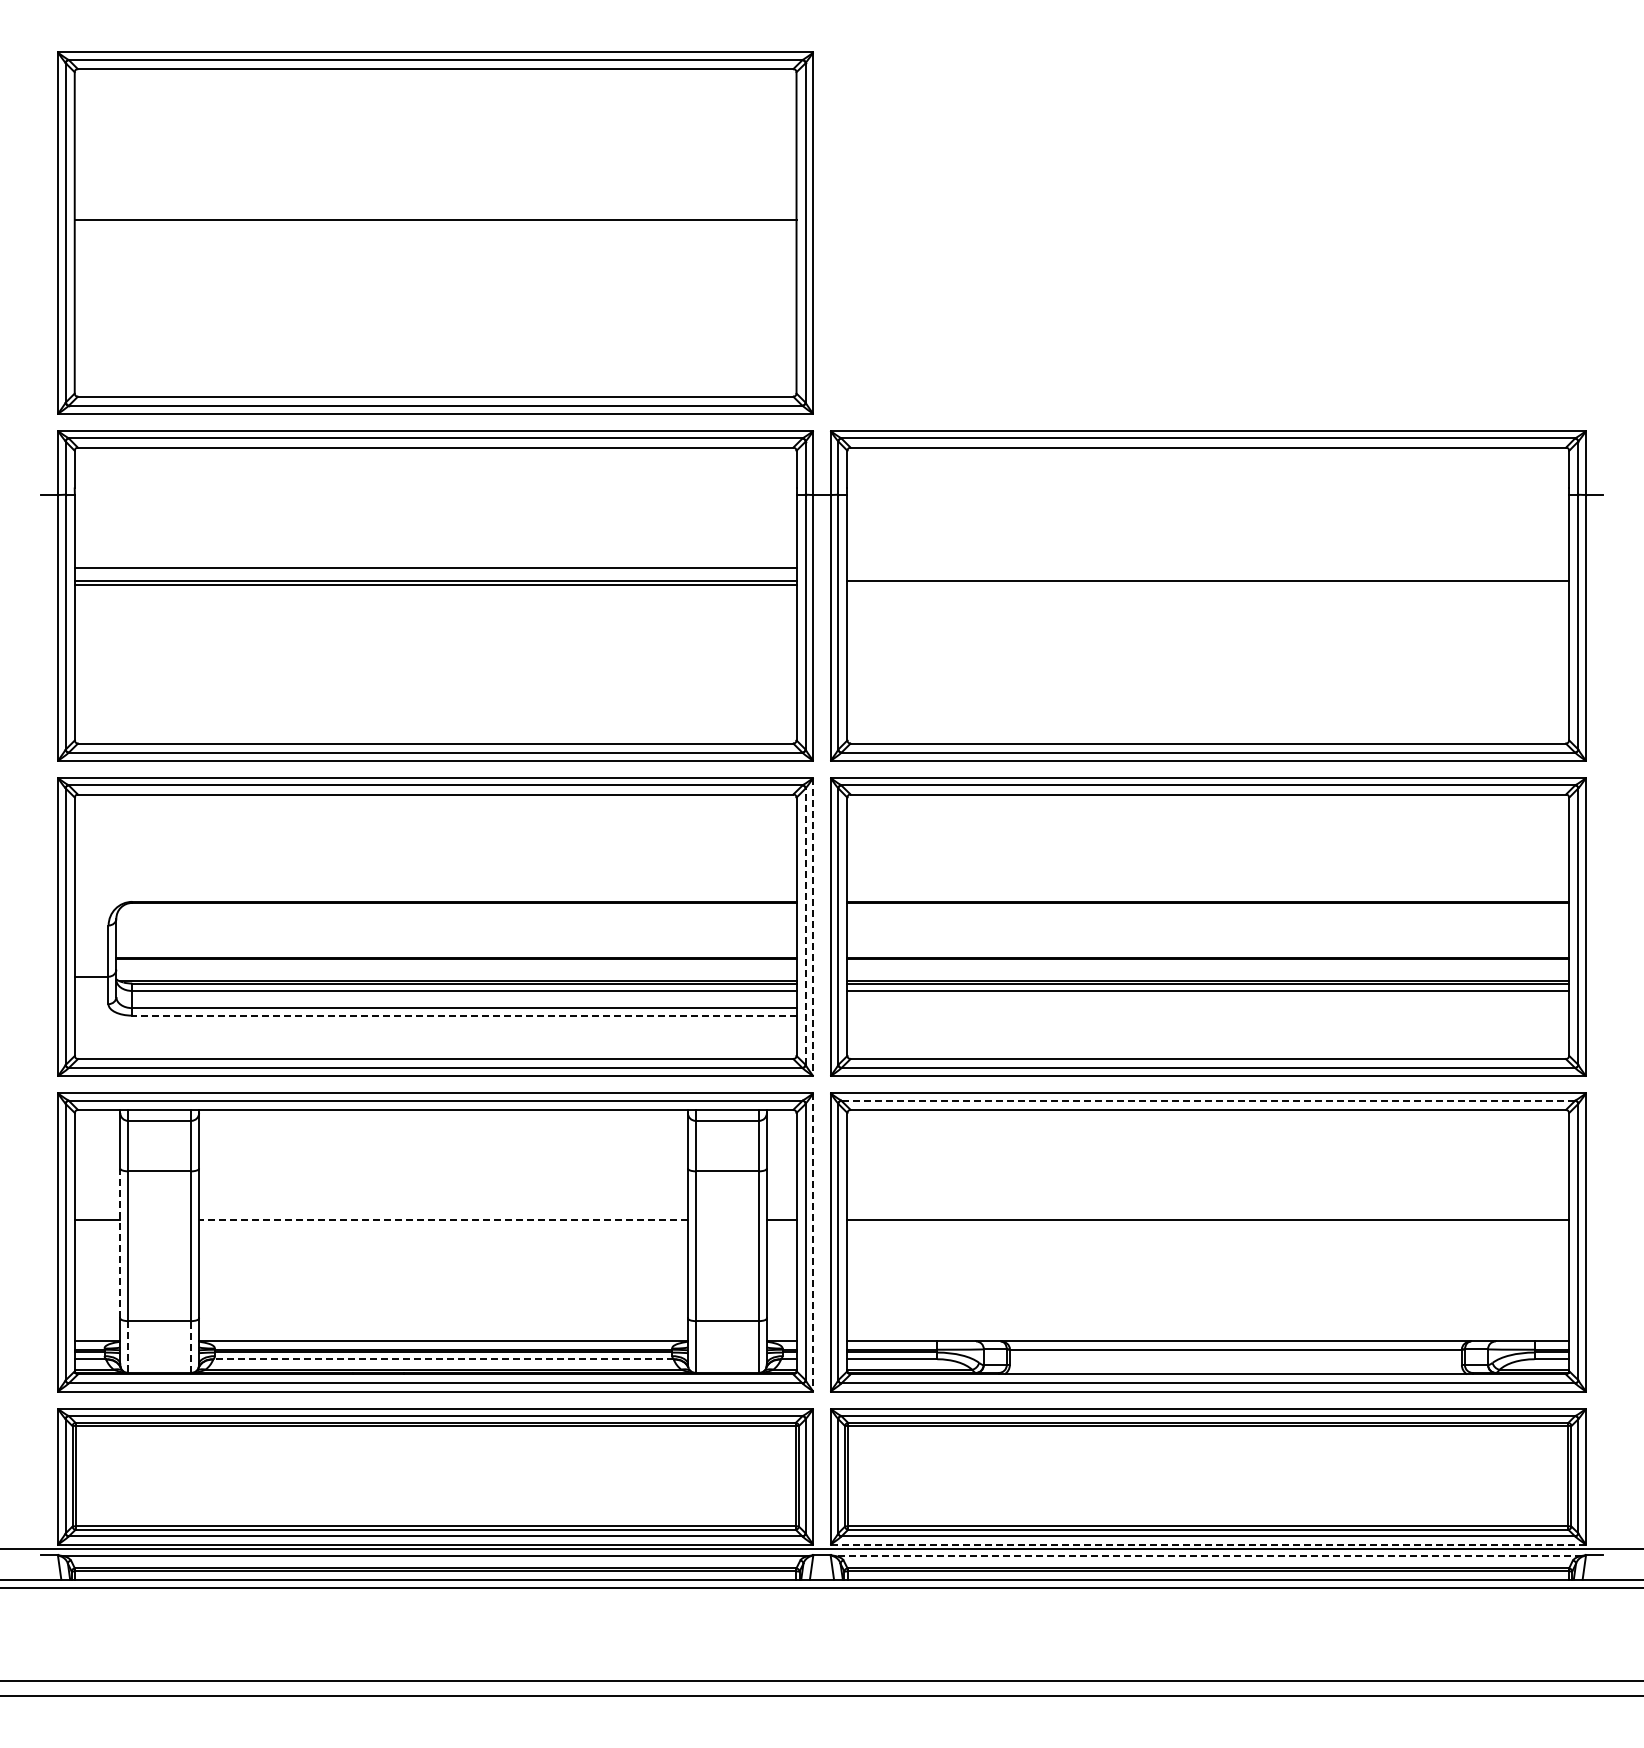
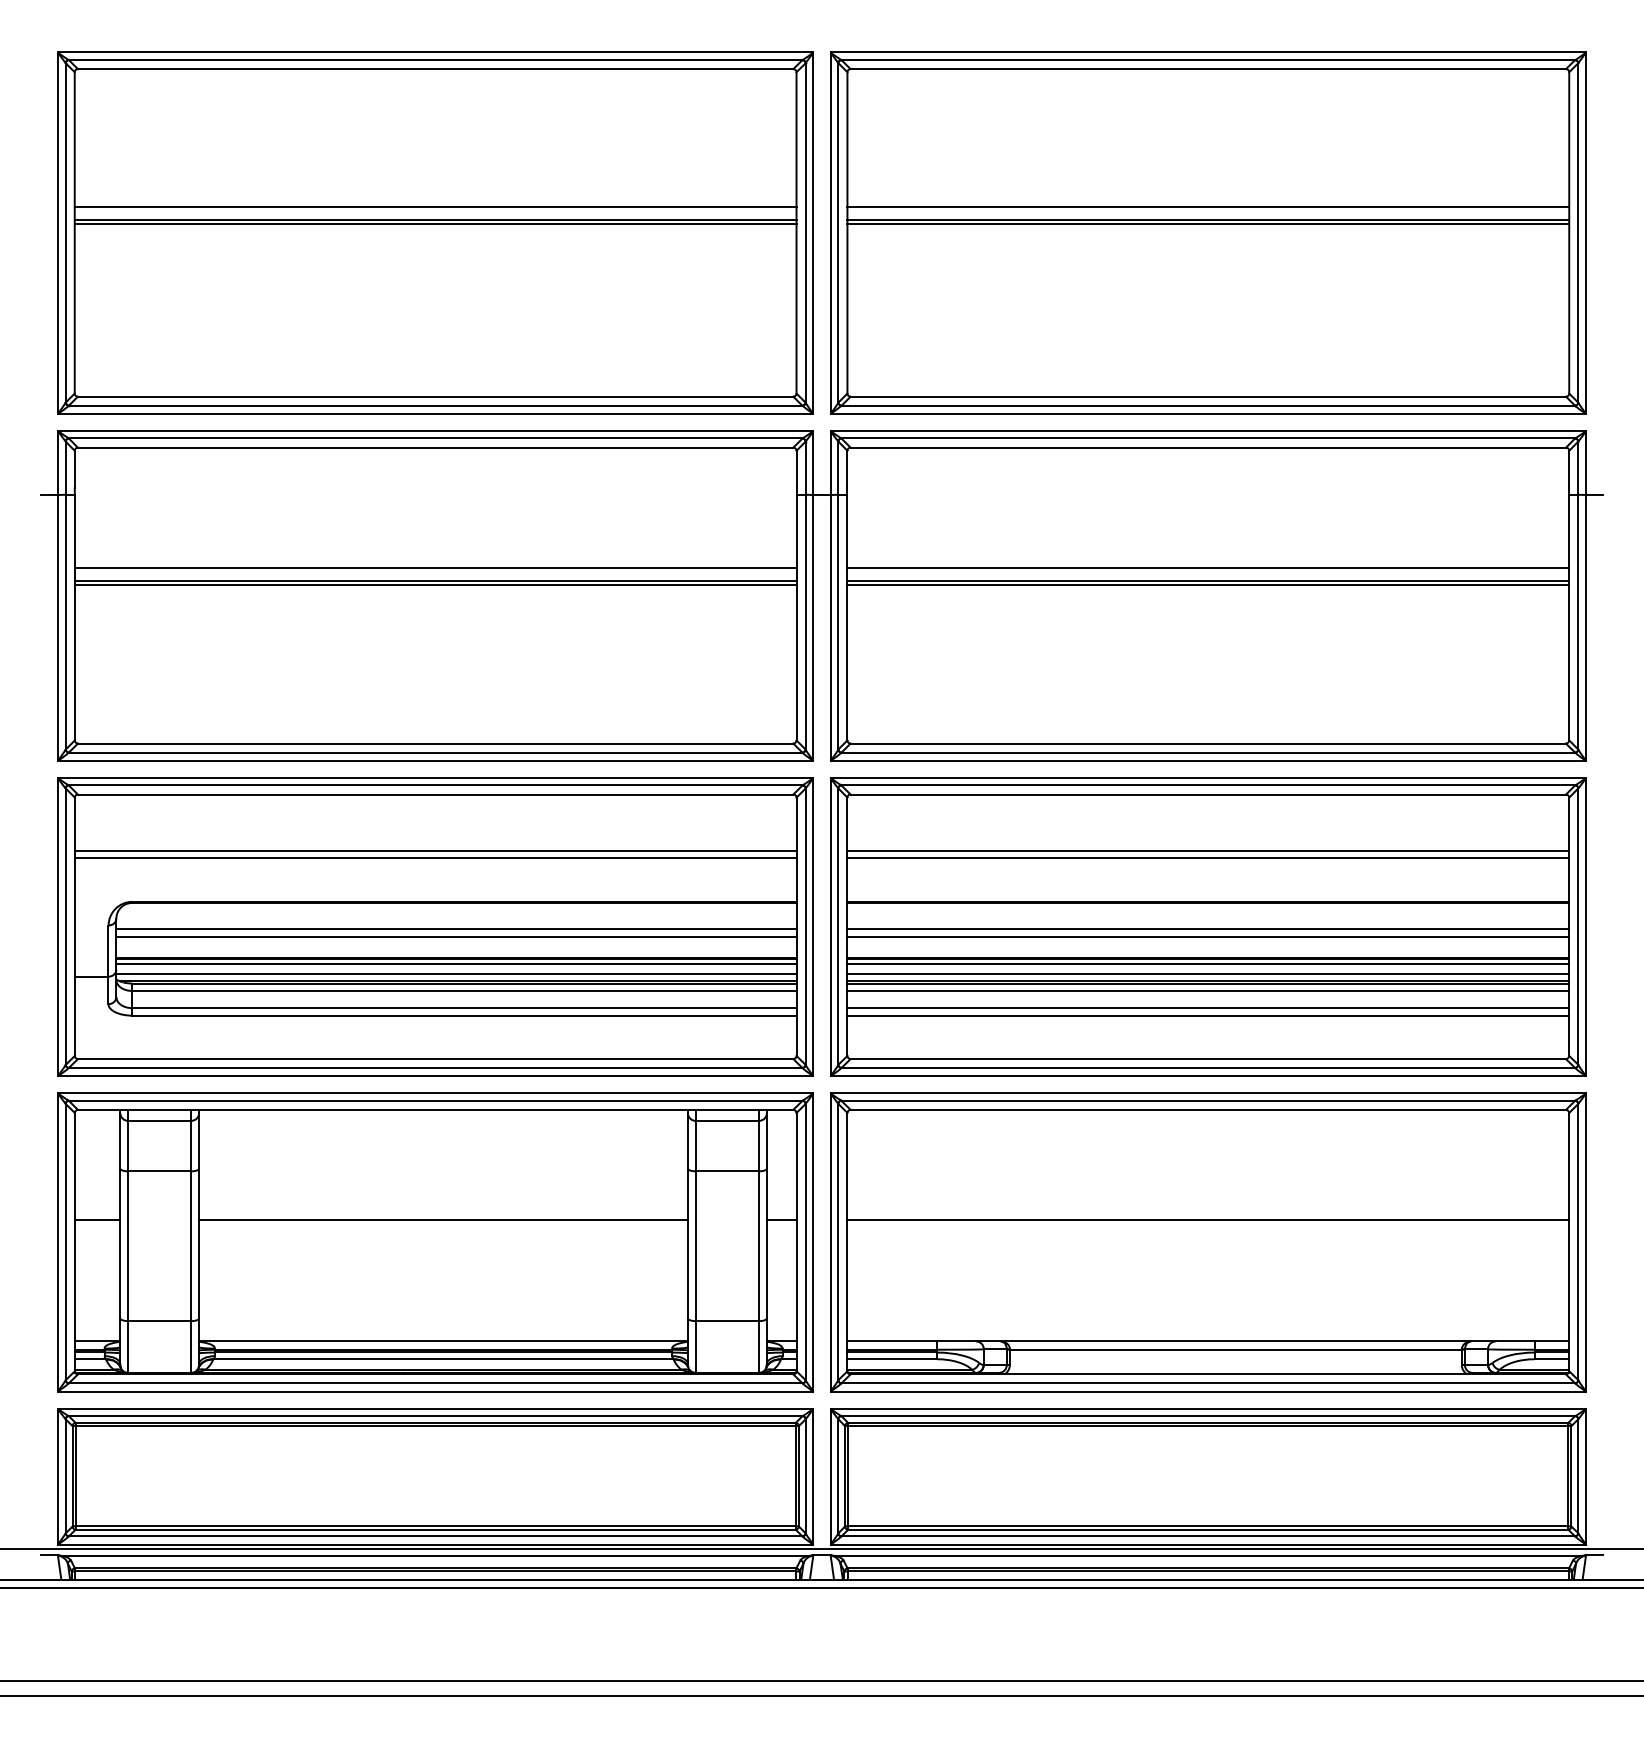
line: none -> present (435, 207)
line: none -> present (435, 224)
part: none -> present (1208, 232)
line: none -> present (1208, 567)
line: none -> present (1208, 584)
line: none -> present (435, 851)
line: none -> present (1208, 851)
line: none -> present (435, 858)
line: none -> present (1208, 858)
line: dashed -> solid (805, 926)
line: dashed -> solid (813, 927)
line: none -> present (456, 928)
line: none -> present (1208, 928)
line: none -> present (456, 937)
line: none -> present (1208, 937)
line: none -> present (456, 963)
line: none -> present (1208, 963)
line: none -> present (456, 973)
line: none -> present (1208, 973)
line: none -> present (1208, 1008)
line: dashed -> solid (463, 1015)
line: none -> present (1208, 1015)
line: dashed -> solid (1208, 1100)
line: dashed -> solid (443, 1219)
line: dashed -> solid (120, 1243)
line: dashed -> solid (813, 1243)
line: dashed -> solid (128, 1347)
line: dashed -> solid (191, 1347)
line: dashed -> solid (443, 1359)
line: dashed -> solid (1208, 1544)
line: dashed -> solid (1208, 1555)
